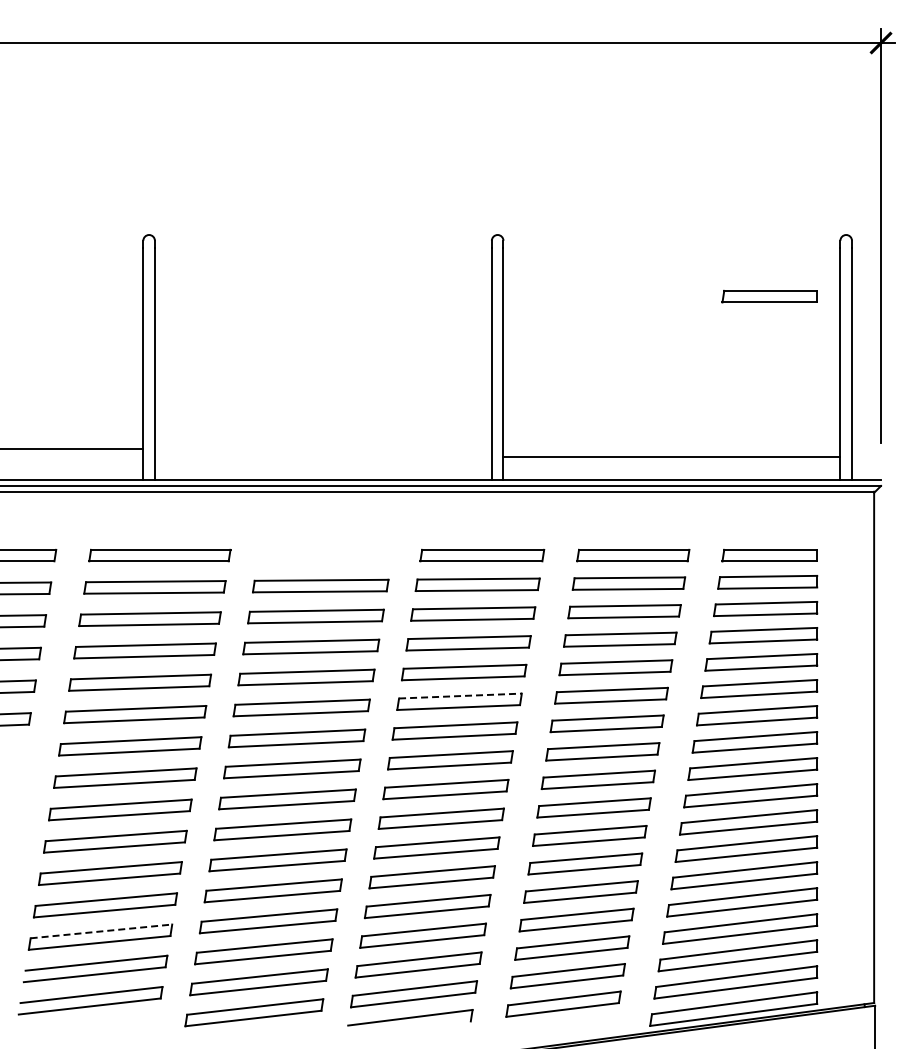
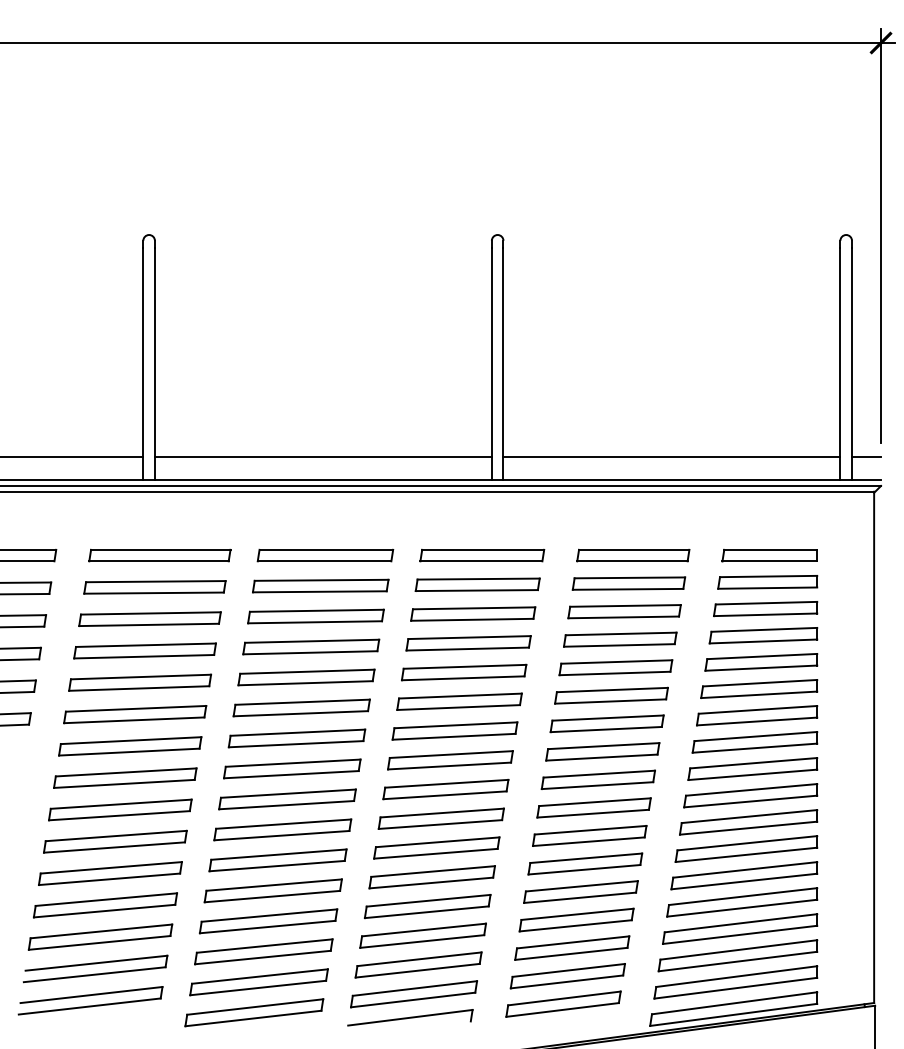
part: present -> none (769, 296)
line position: (72, 448) -> (72, 456) (72, 456)
line: none -> present (322, 456)
line: none -> present (866, 456)
part: none -> present (325, 555)
line: dashed -> solid (460, 696)
line: dashed -> solid (101, 931)
